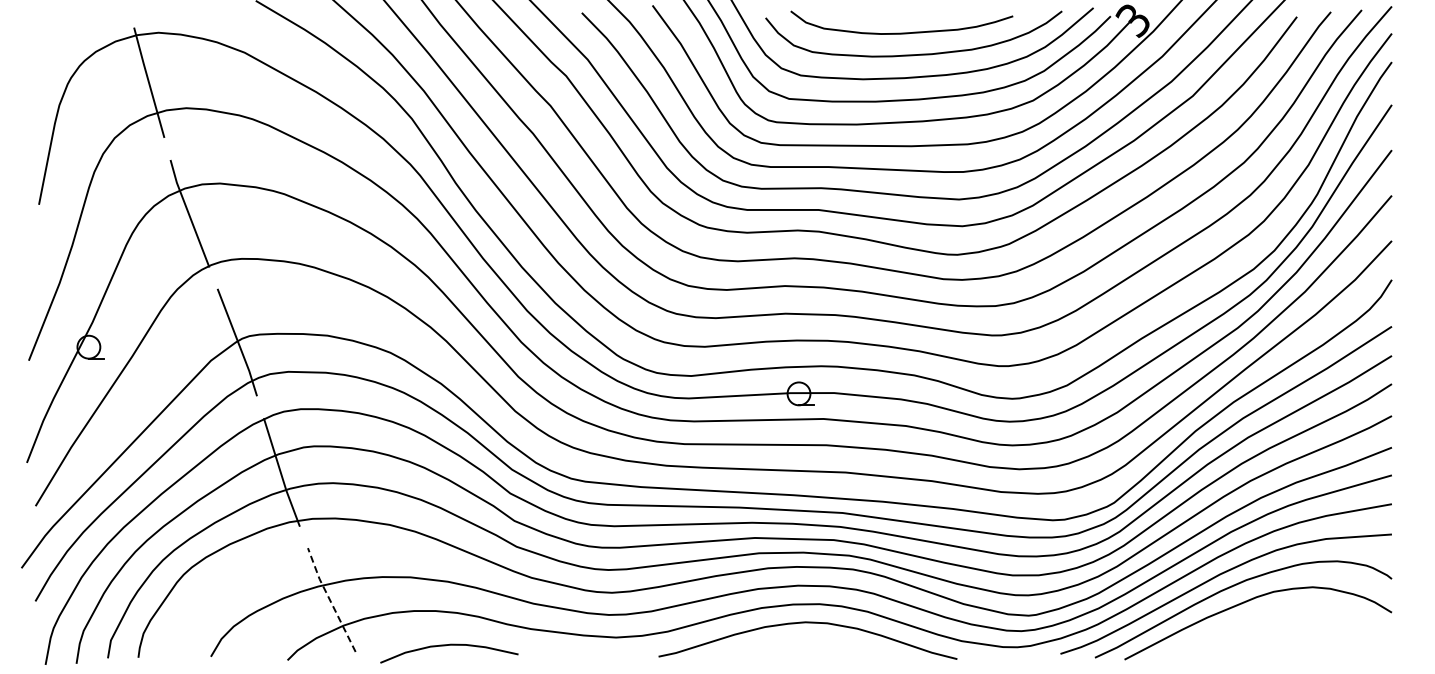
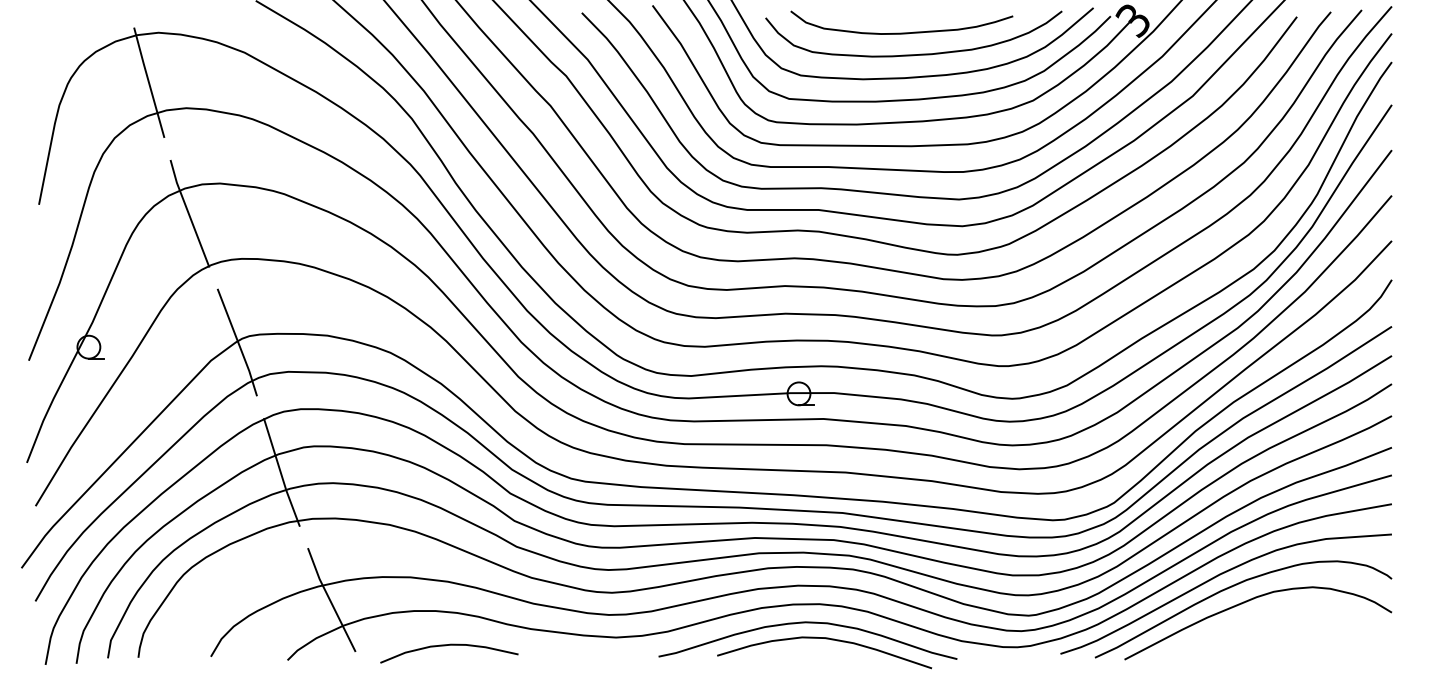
line: dashed -> solid (329, 599)
curve: none -> present (826, 639)
